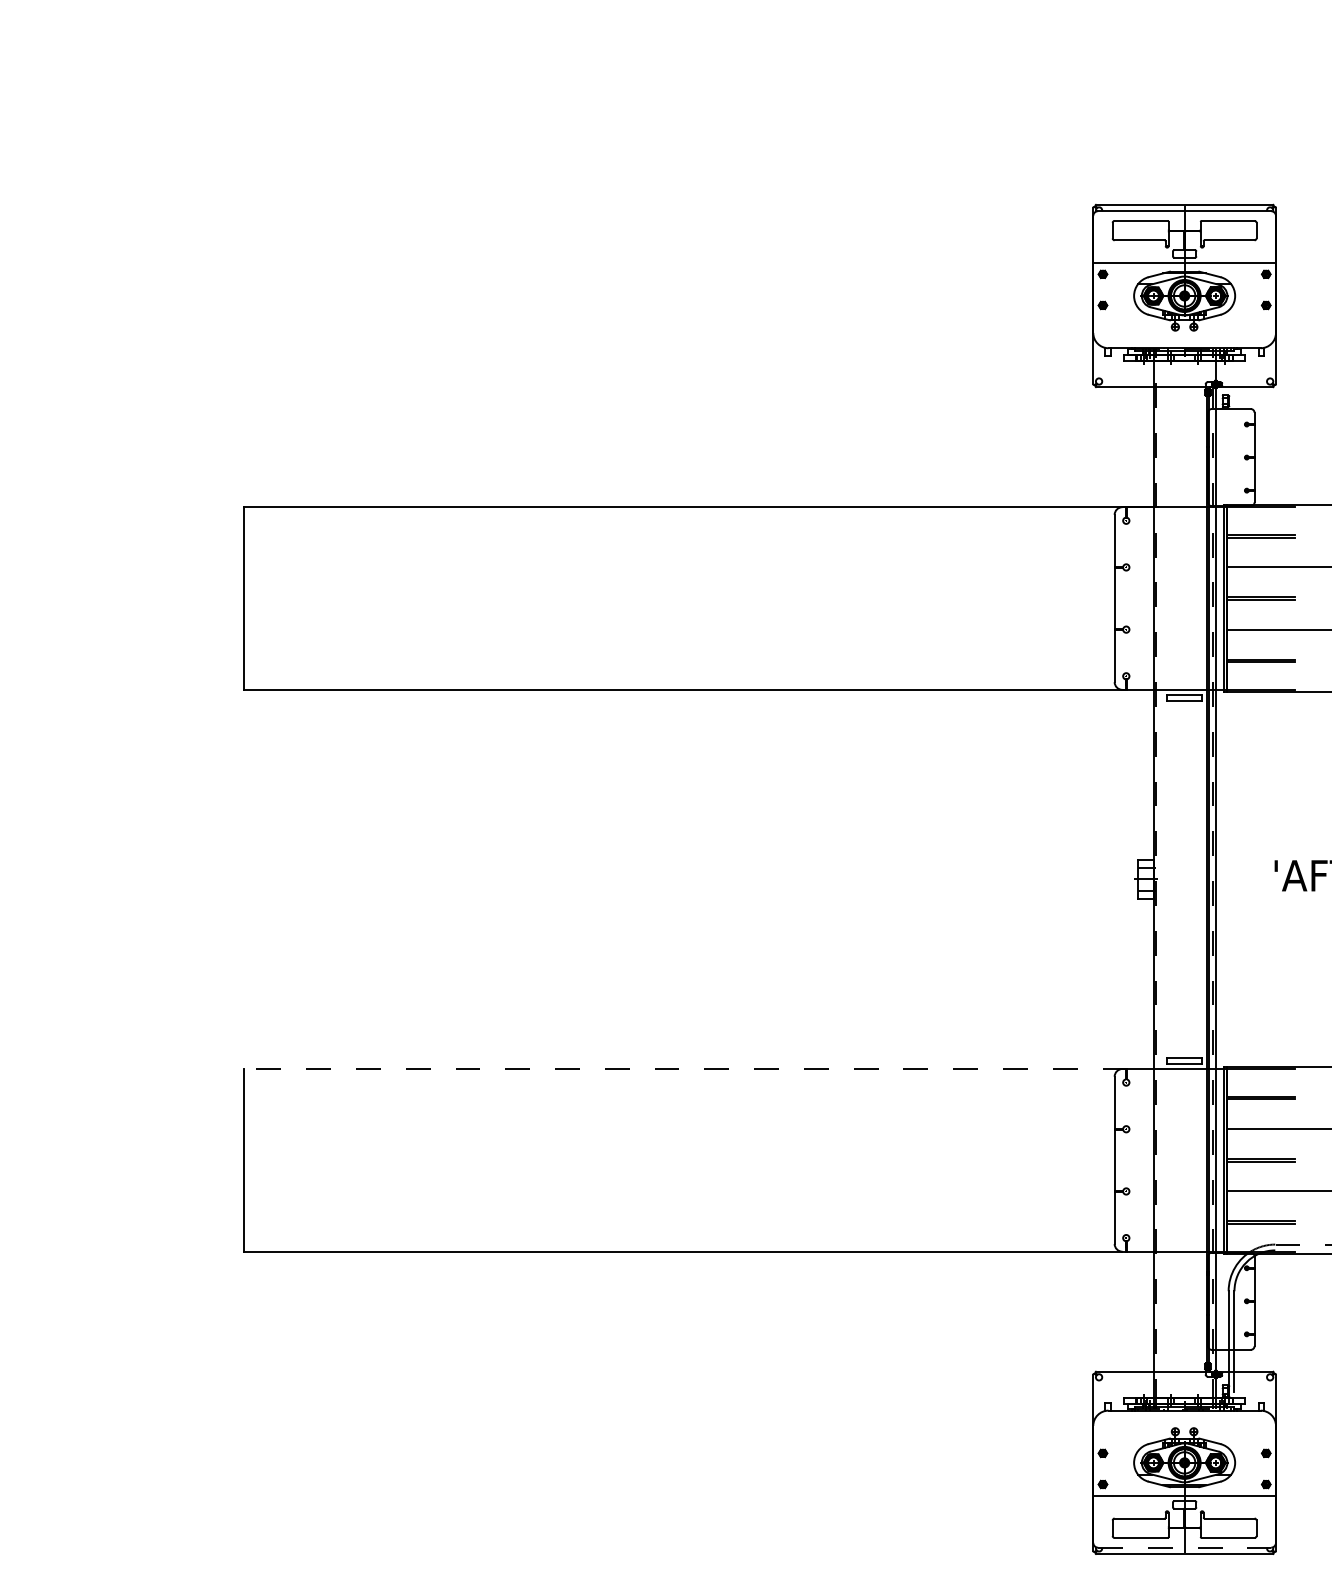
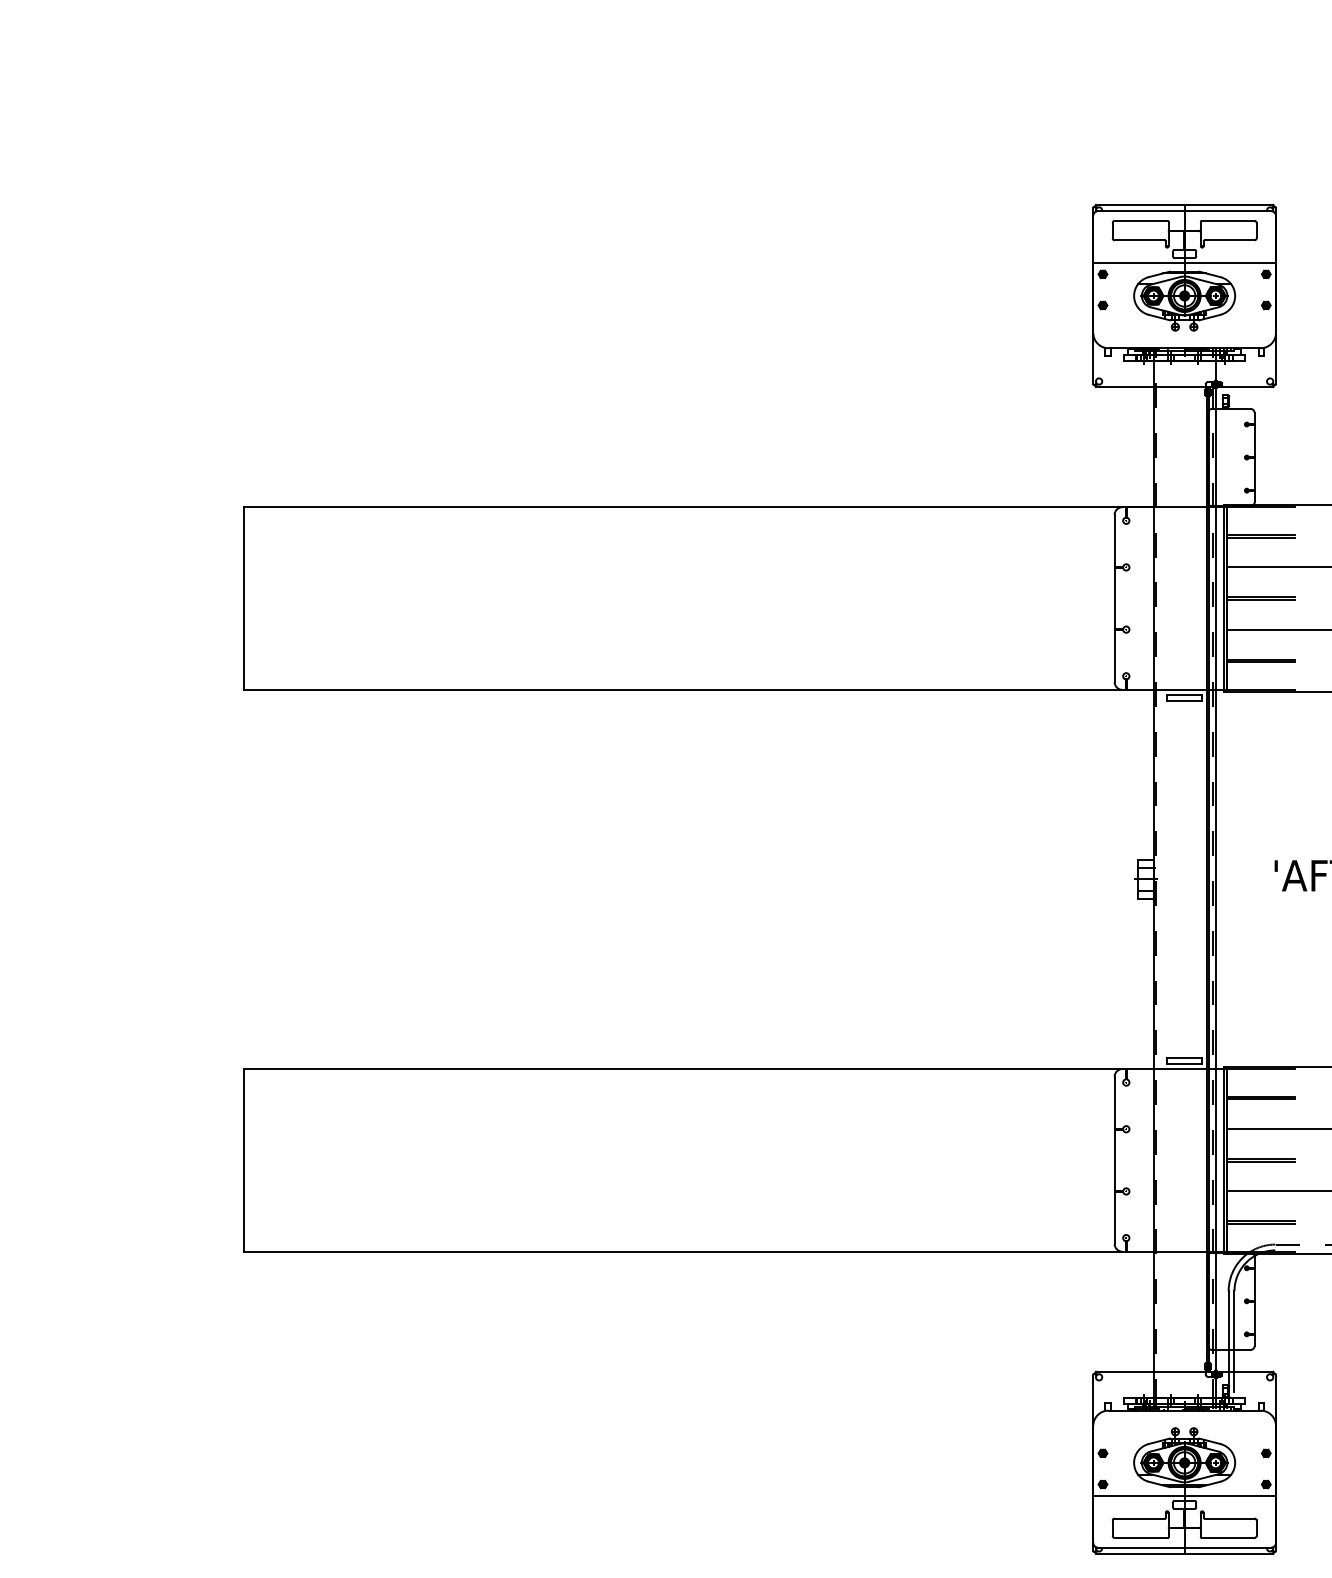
line: dashed -> solid (685, 1068)
line: dashed -> solid (1184, 1547)
